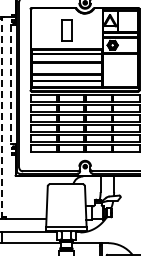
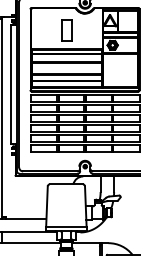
line: dashed -> solid (11, 84)
line: dashed -> solid (2, 119)
